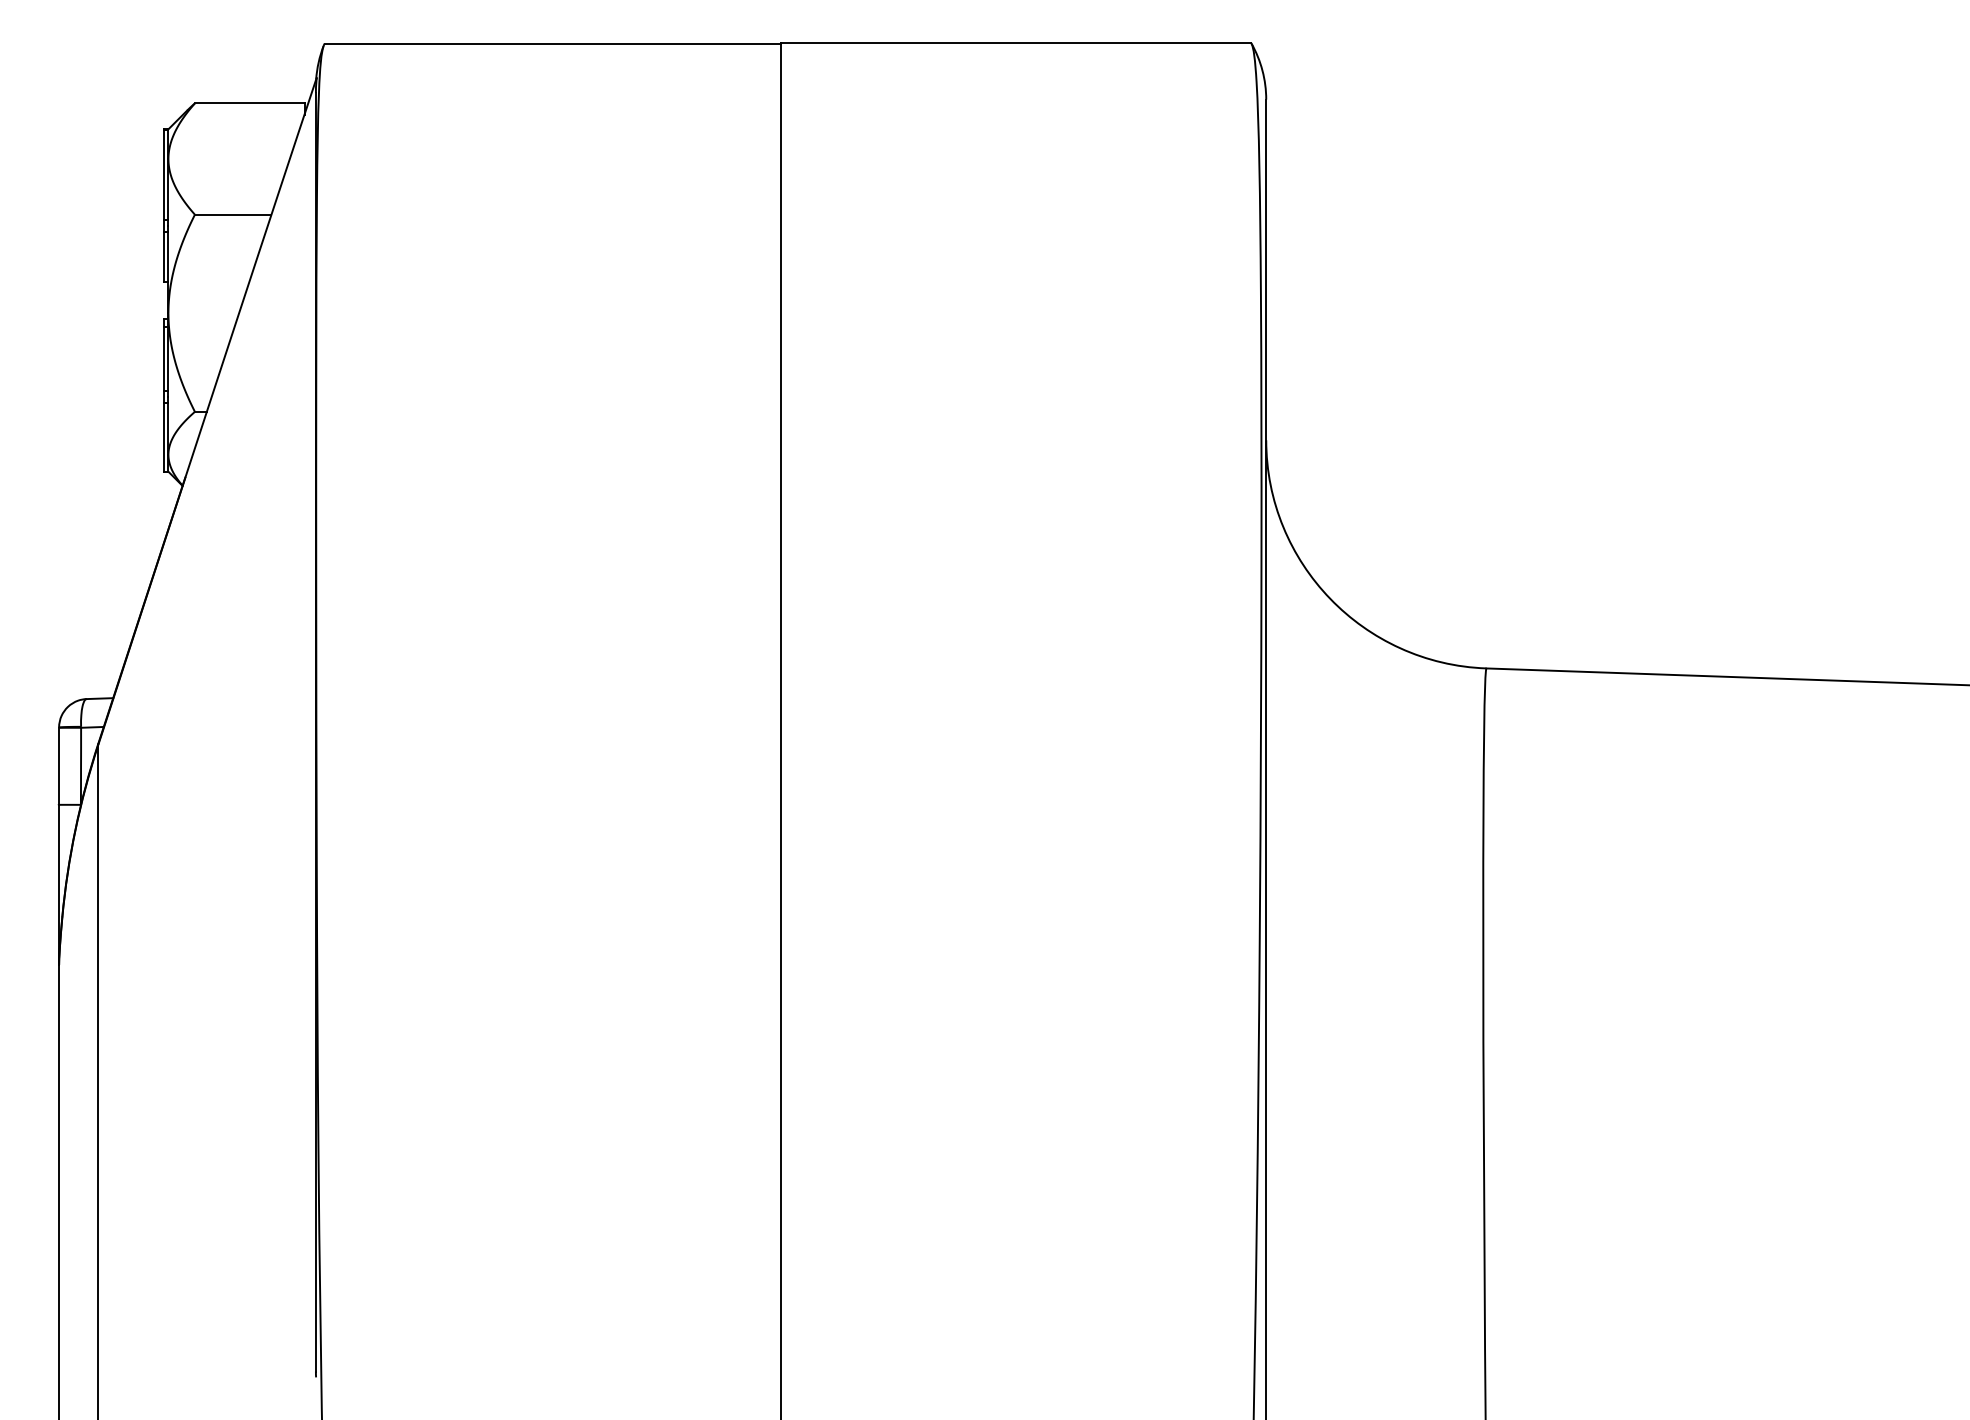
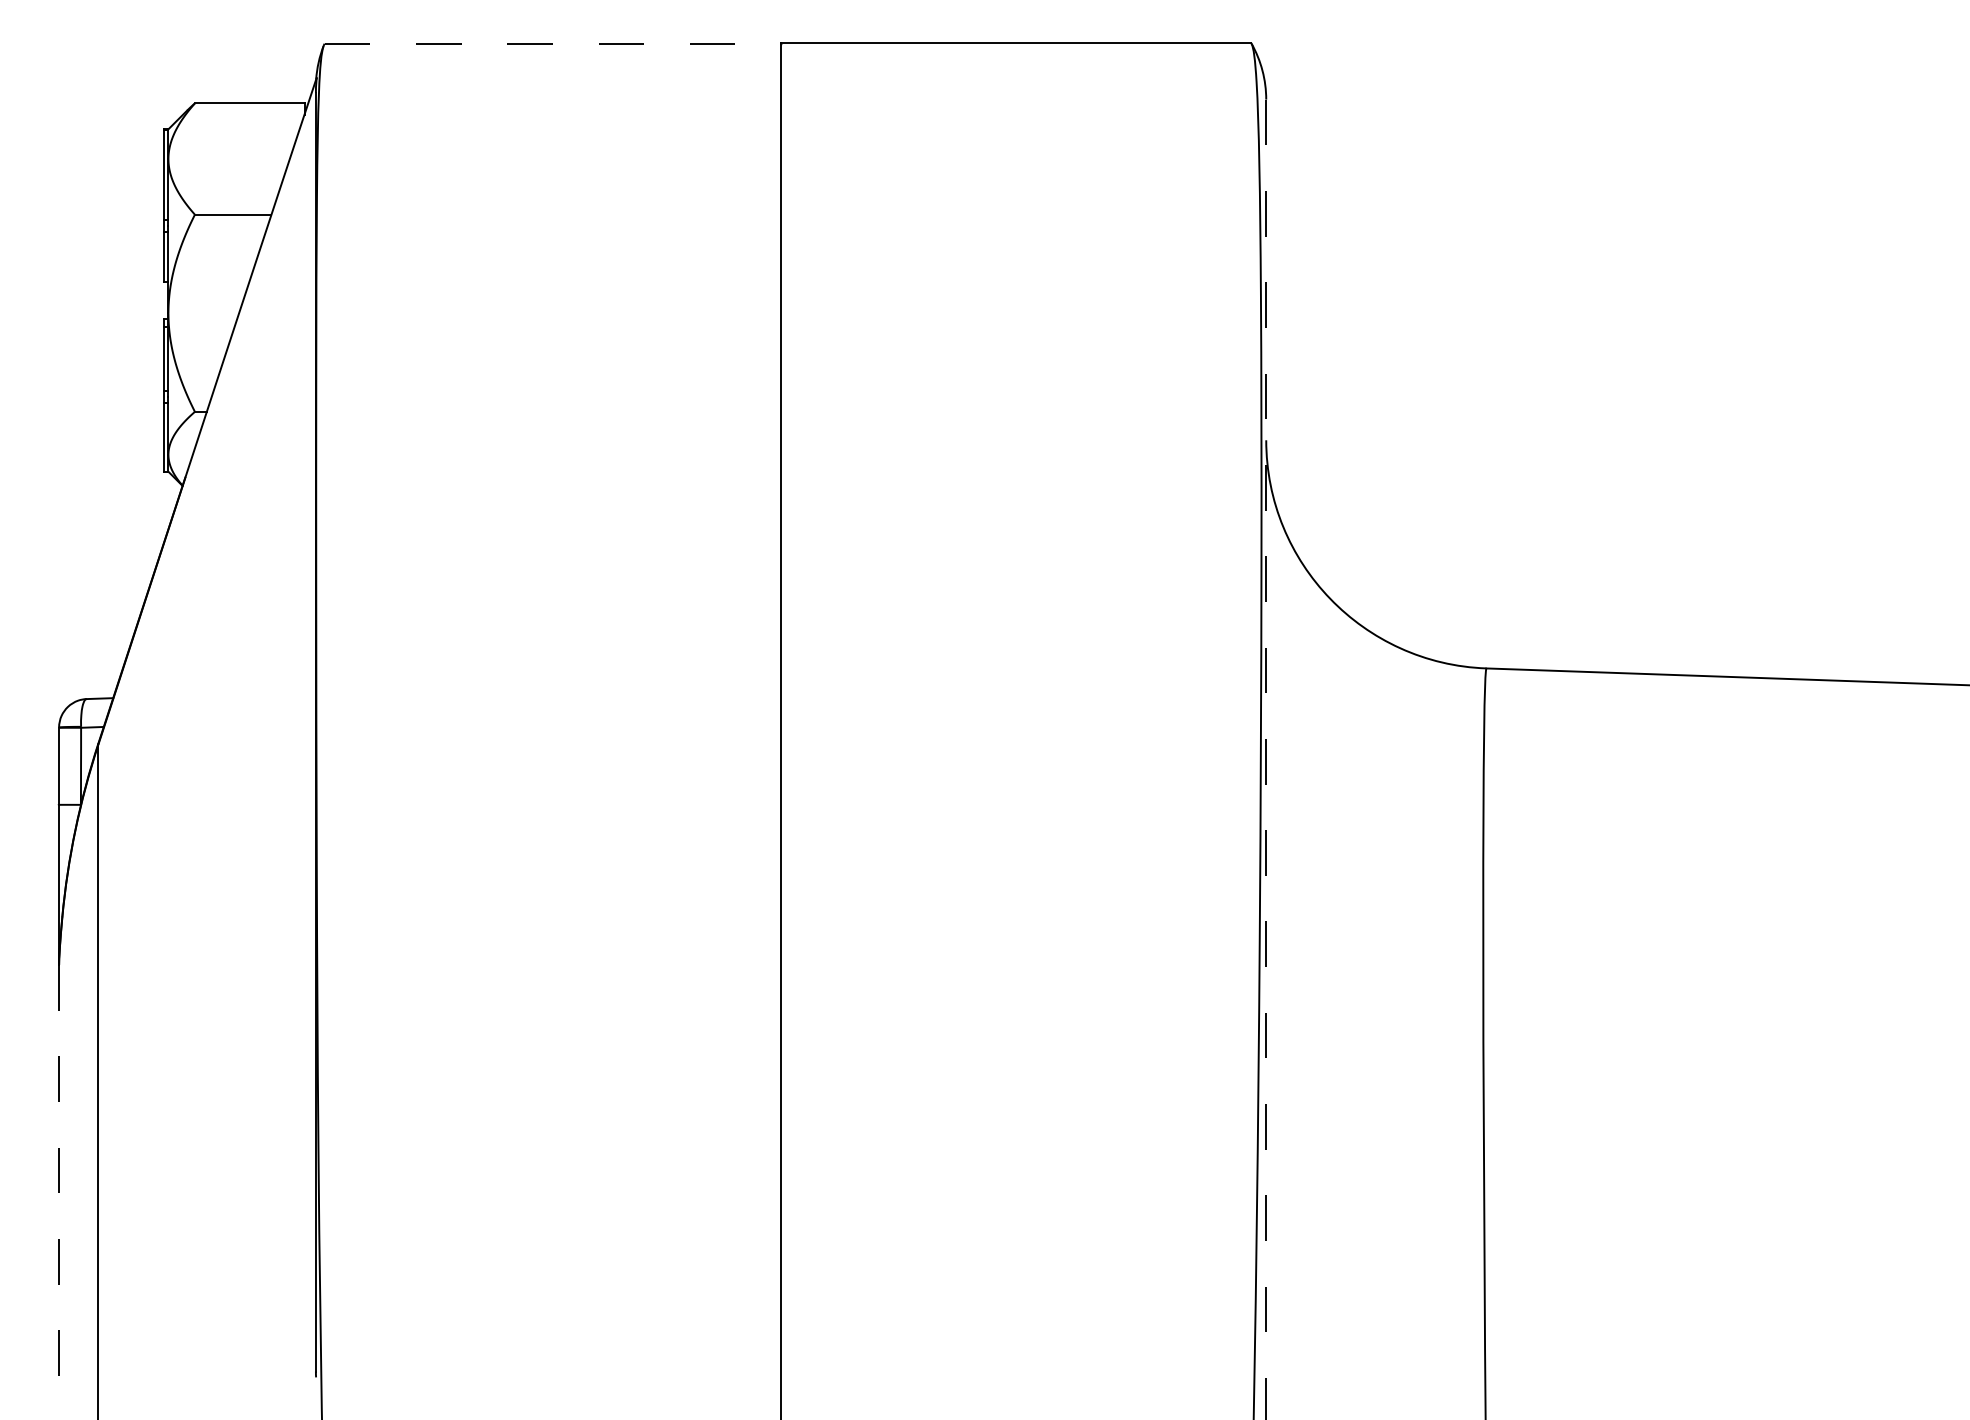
line: solid -> dashed (553, 43)
line: solid -> dashed (1266, 759)
line: solid -> dashed (59, 1192)
